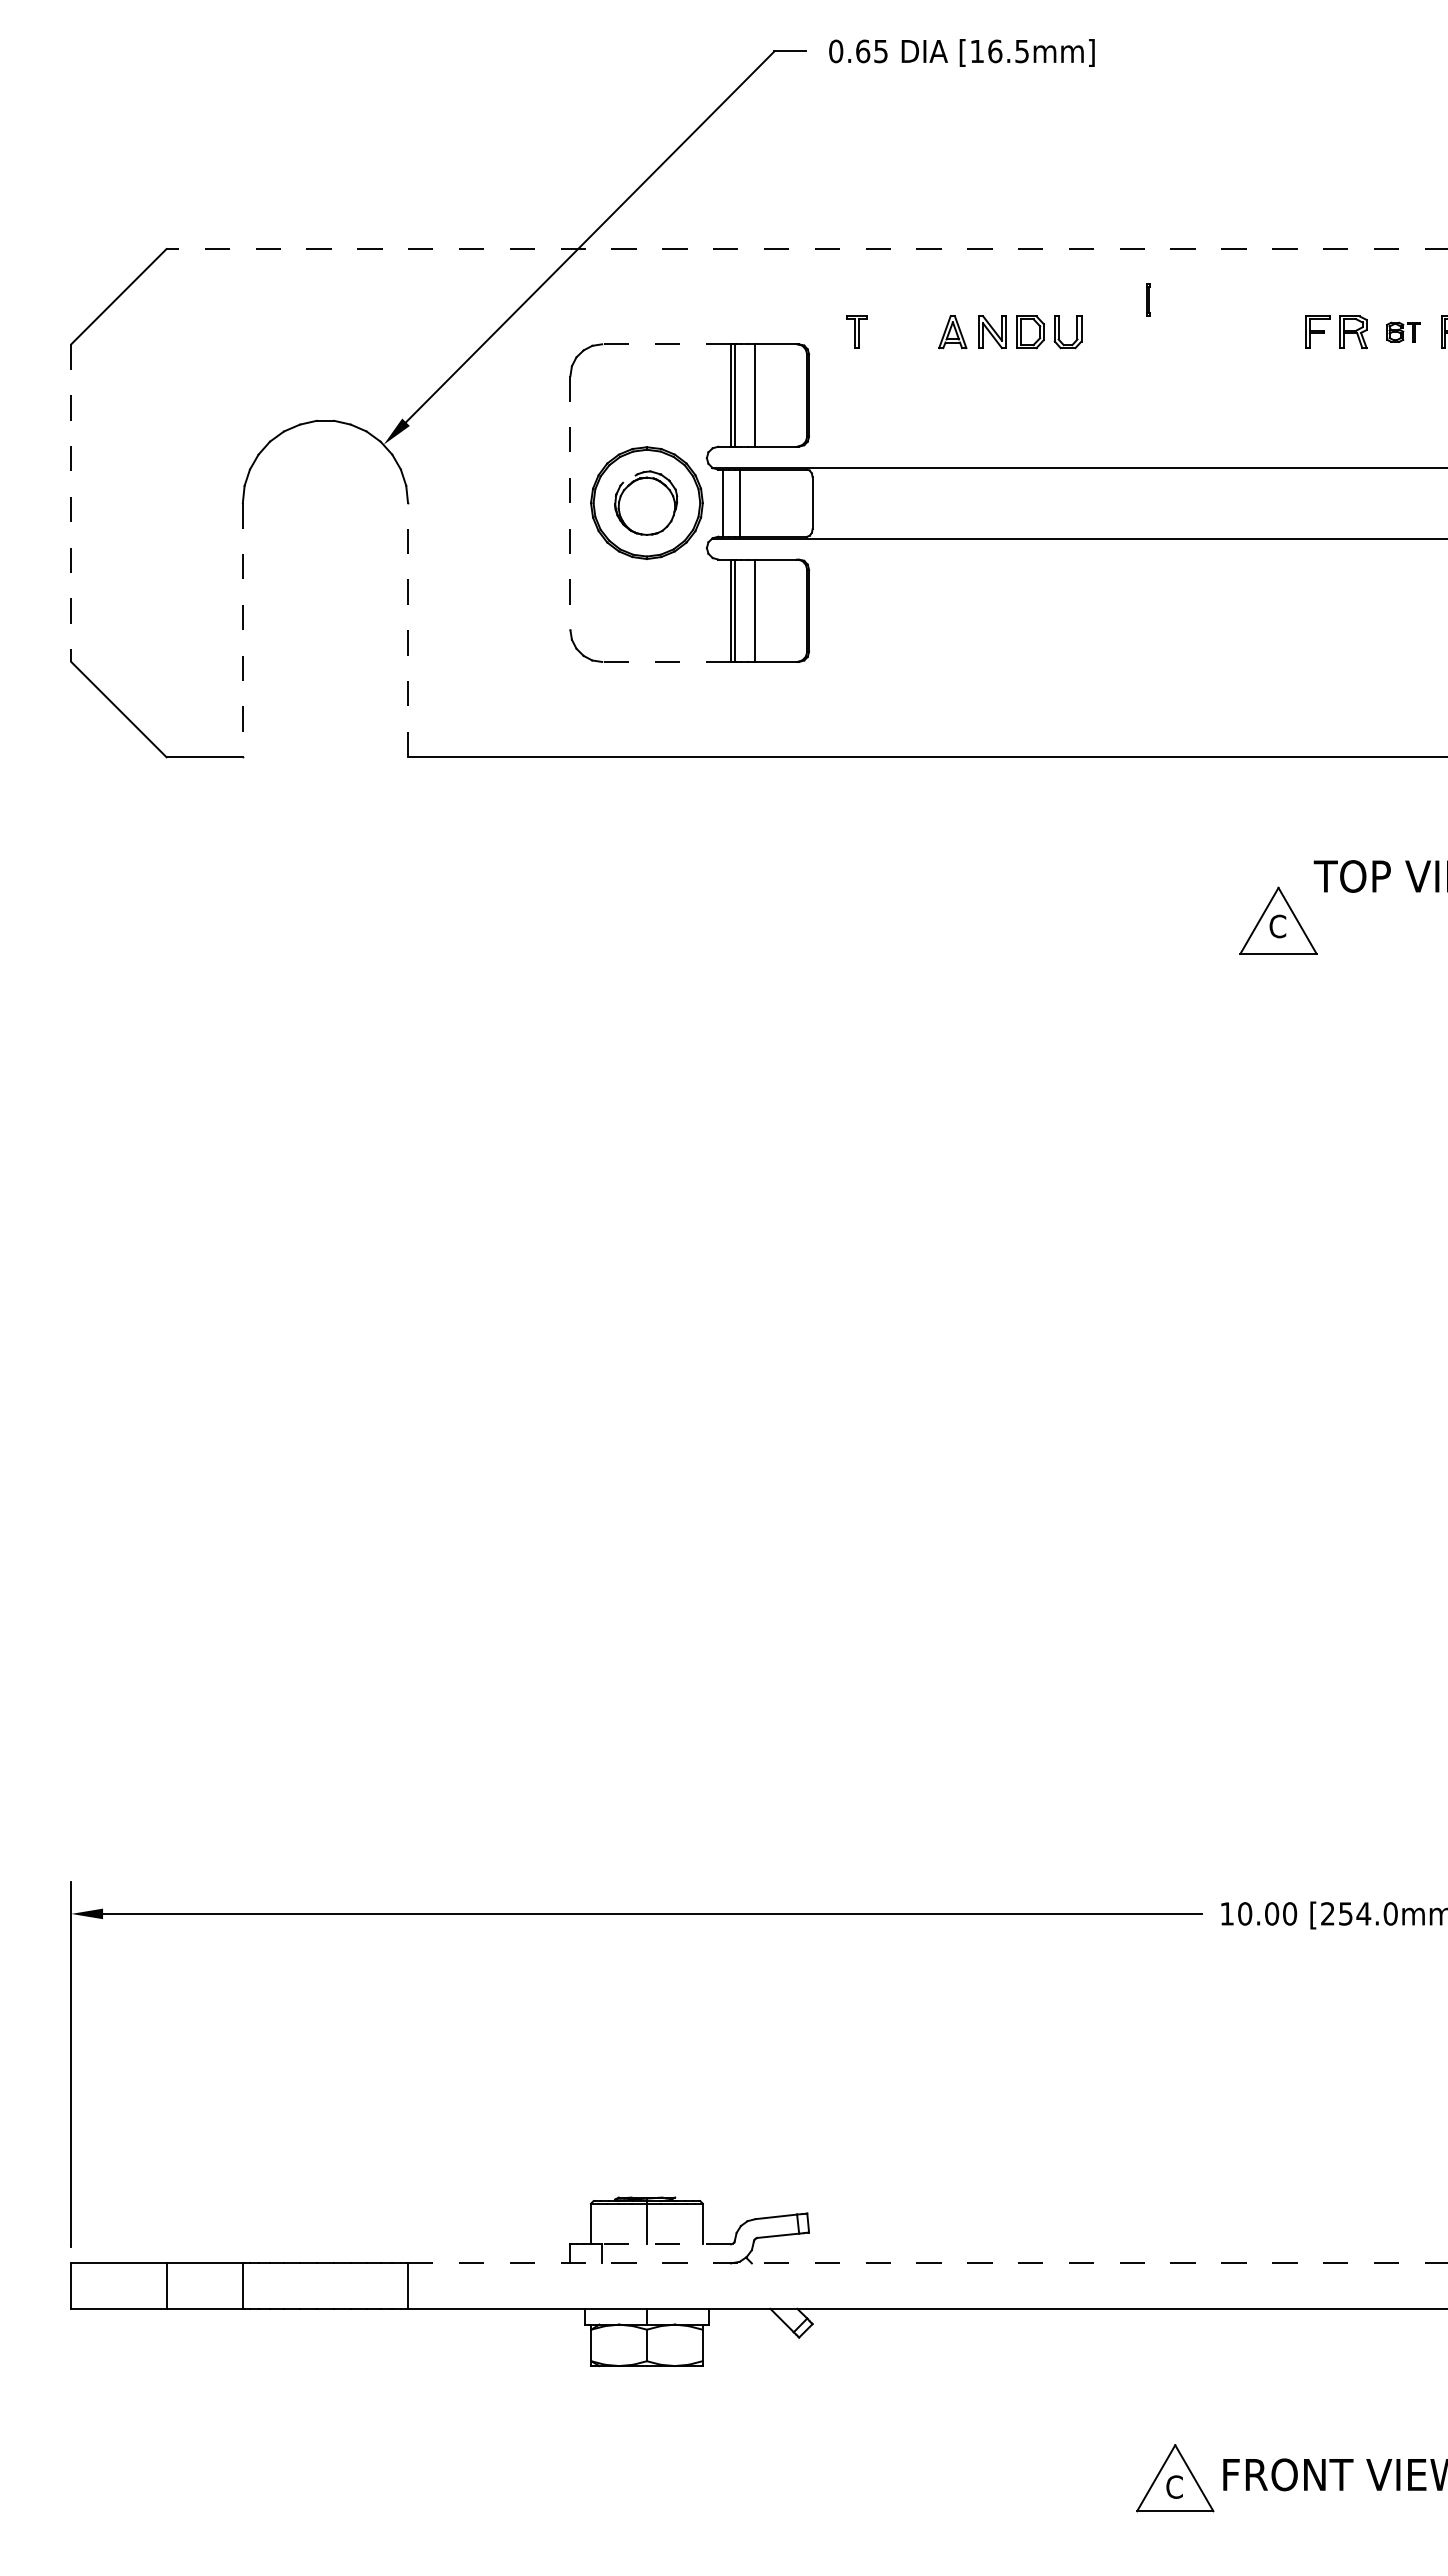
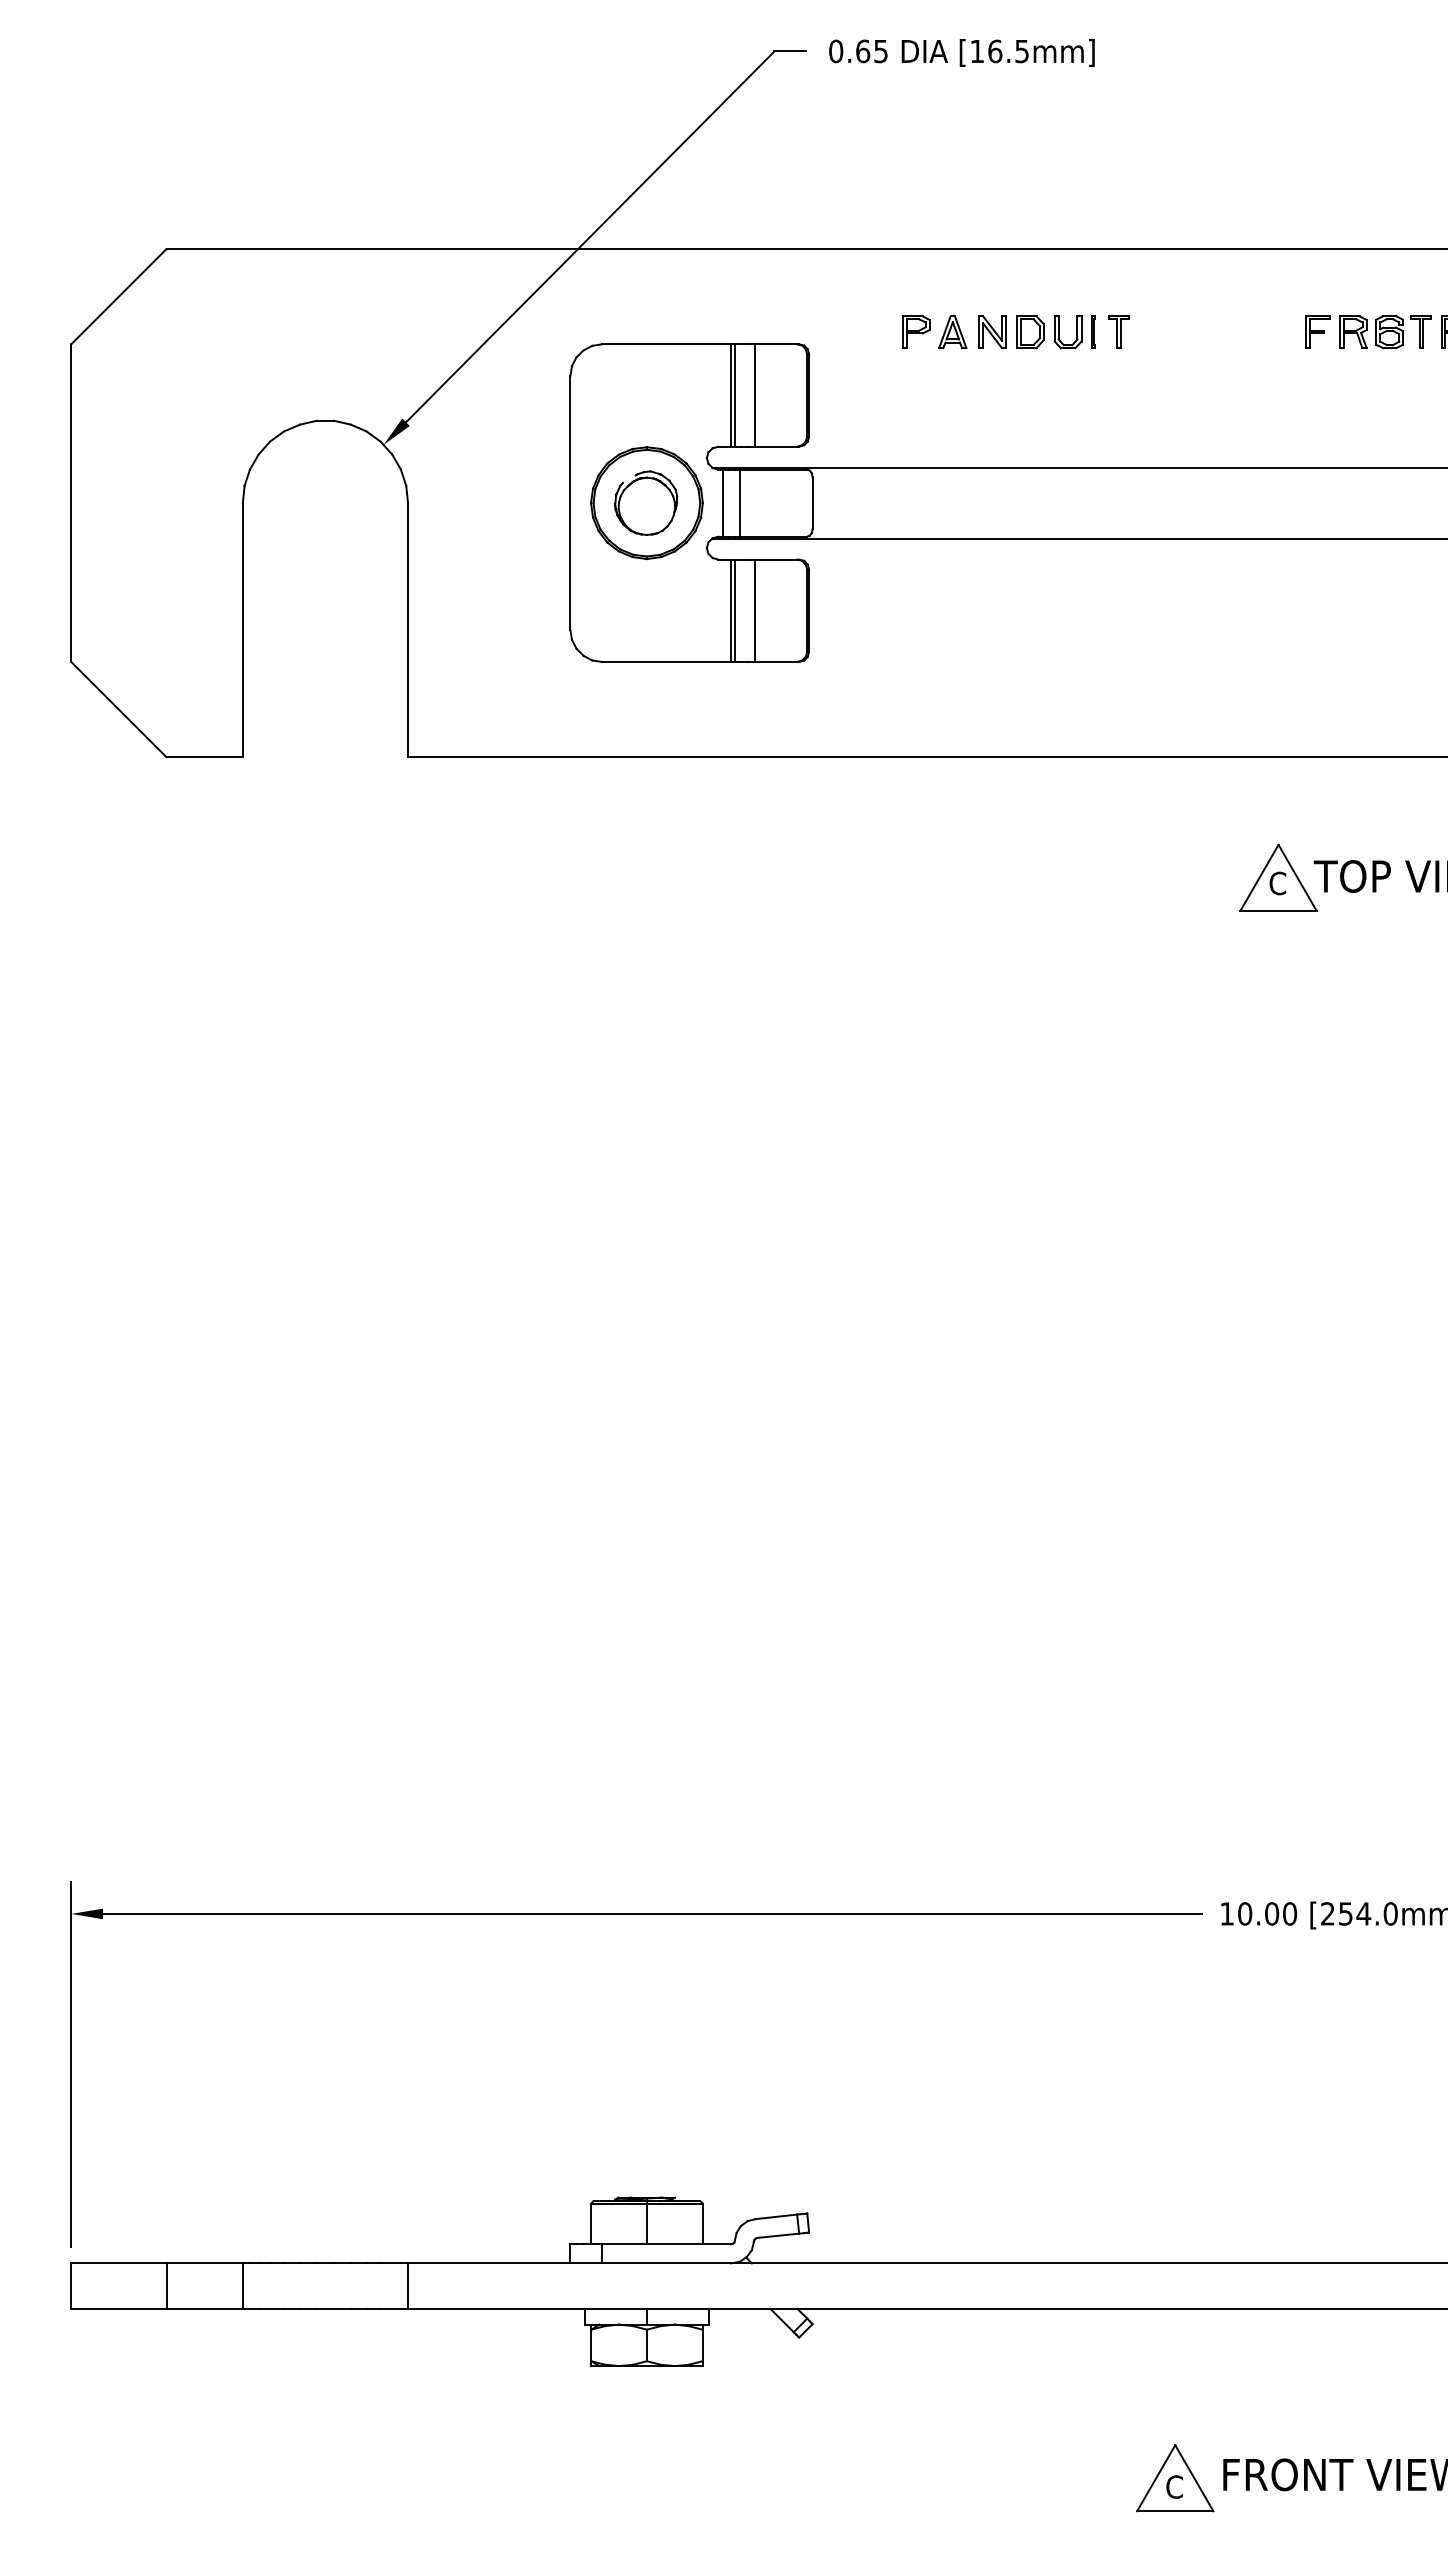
line: dashed -> solid (806, 249)
line position: (1148, 299) -> (1093, 331) (1093, 331)
part position: (856, 331) -> (1118, 331) (1118, 331)
part: none -> present (916, 331)
part size: 35x22 px -> 57x35 px (1403, 332)
line: dashed -> solid (666, 344)
line: dashed -> solid (71, 503)
line: dashed -> solid (570, 503)
line: dashed -> solid (408, 629)
line: dashed -> solid (242, 630)
line: dashed -> solid (666, 662)
part position: (1278, 920) -> (1278, 877) (1278, 877)
line: dashed -> solid (666, 2244)
line: dashed -> solid (927, 2263)
